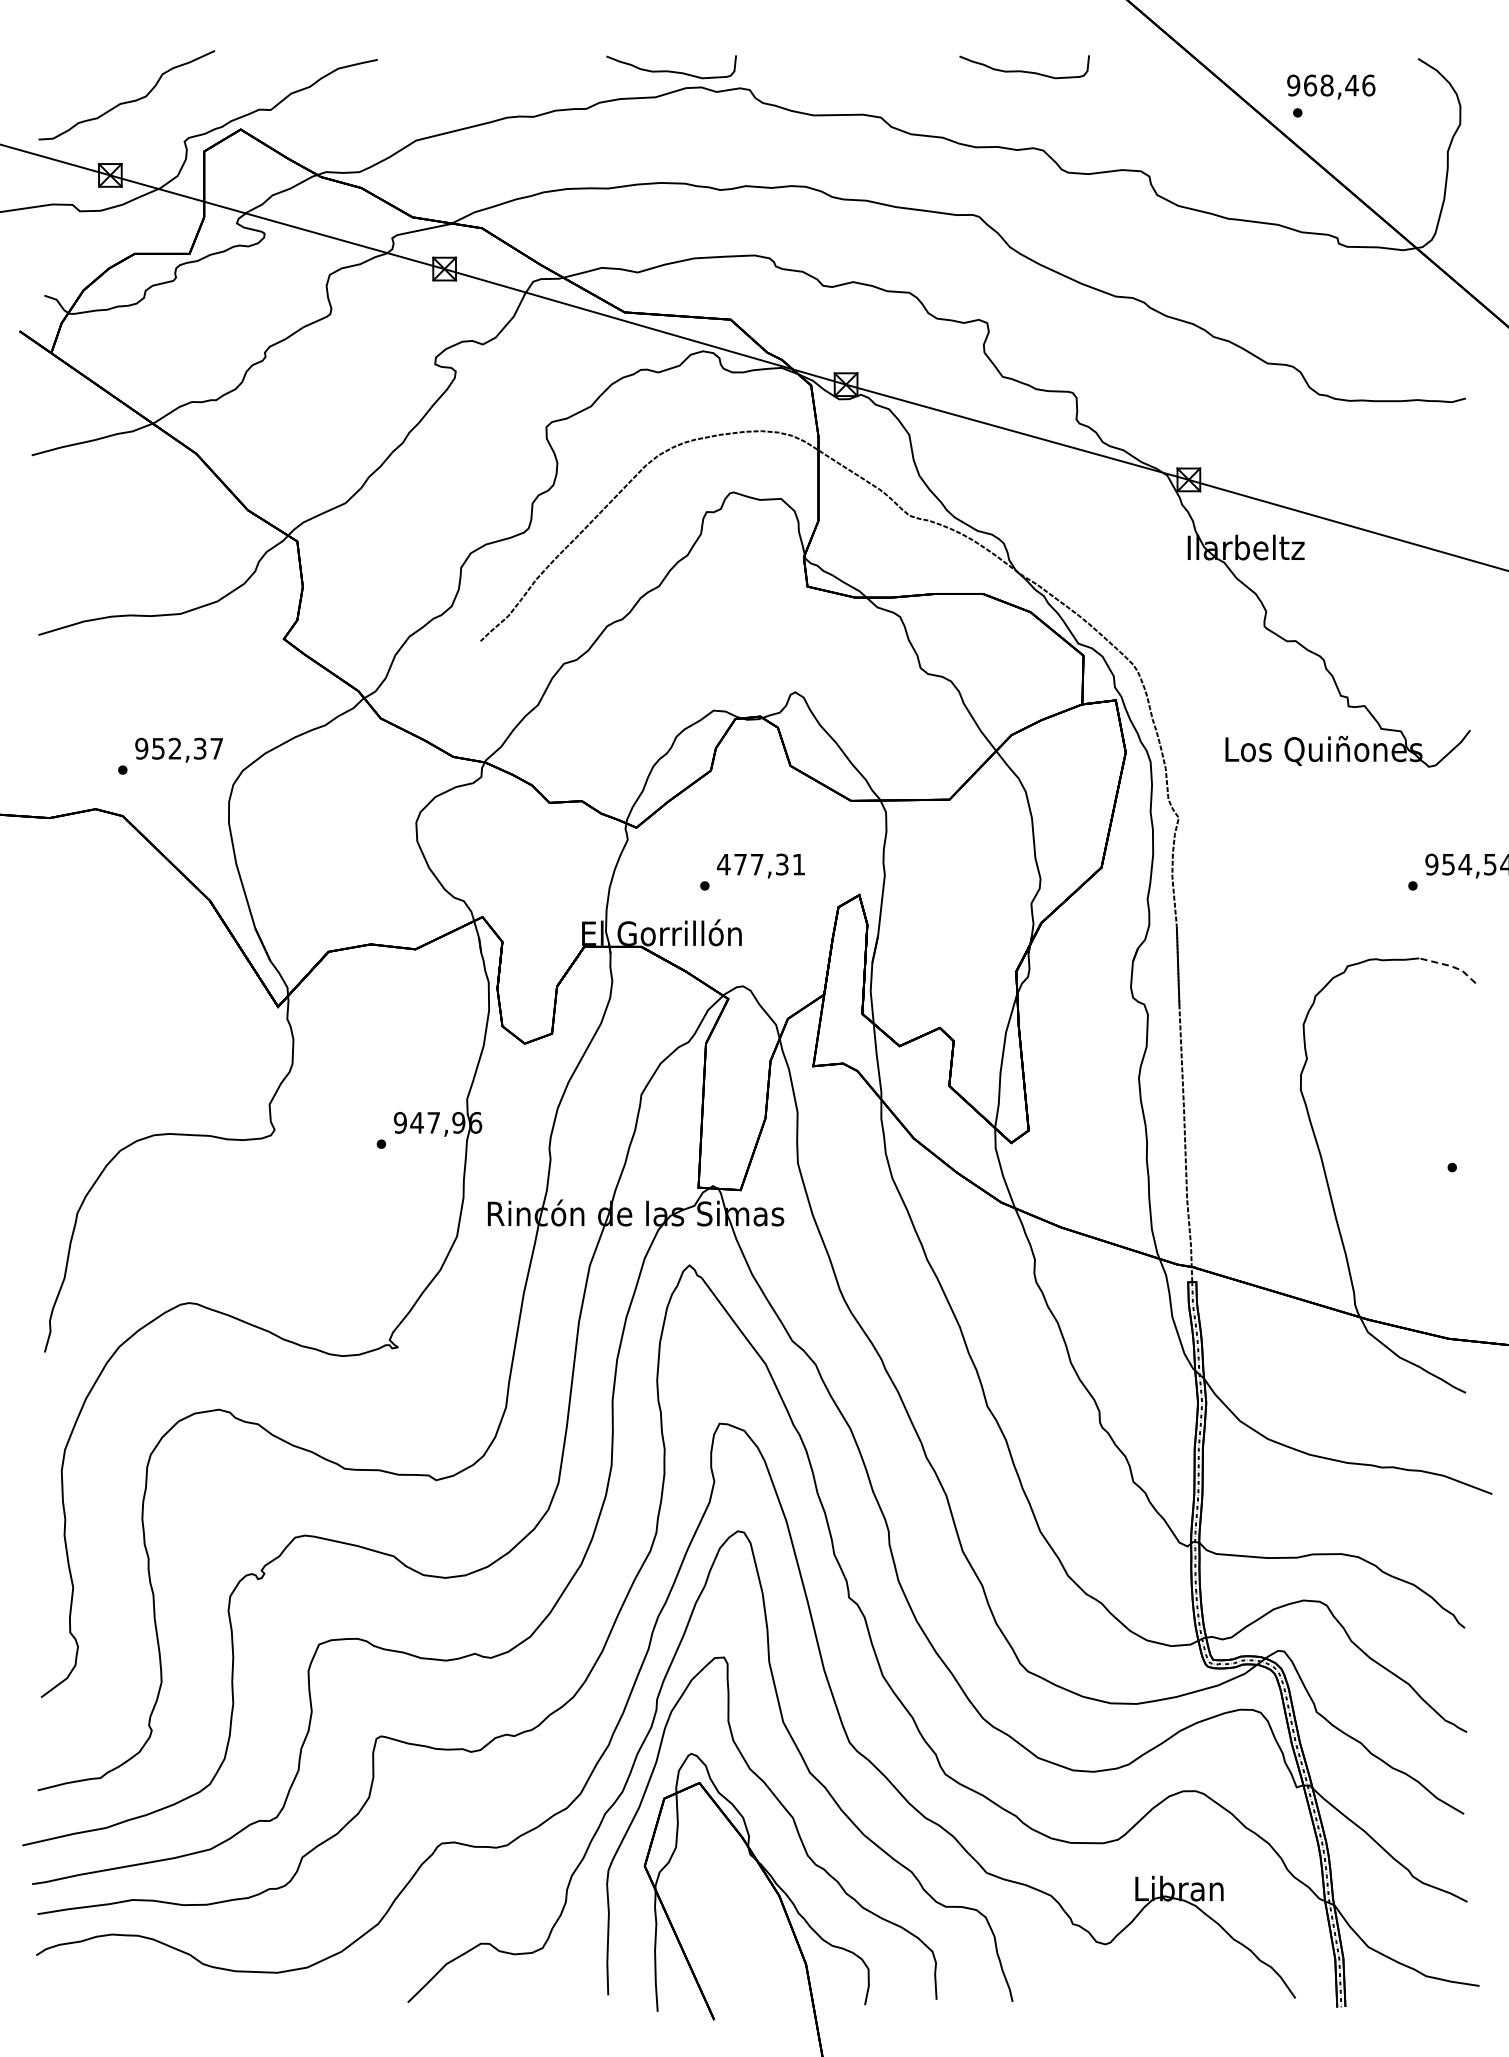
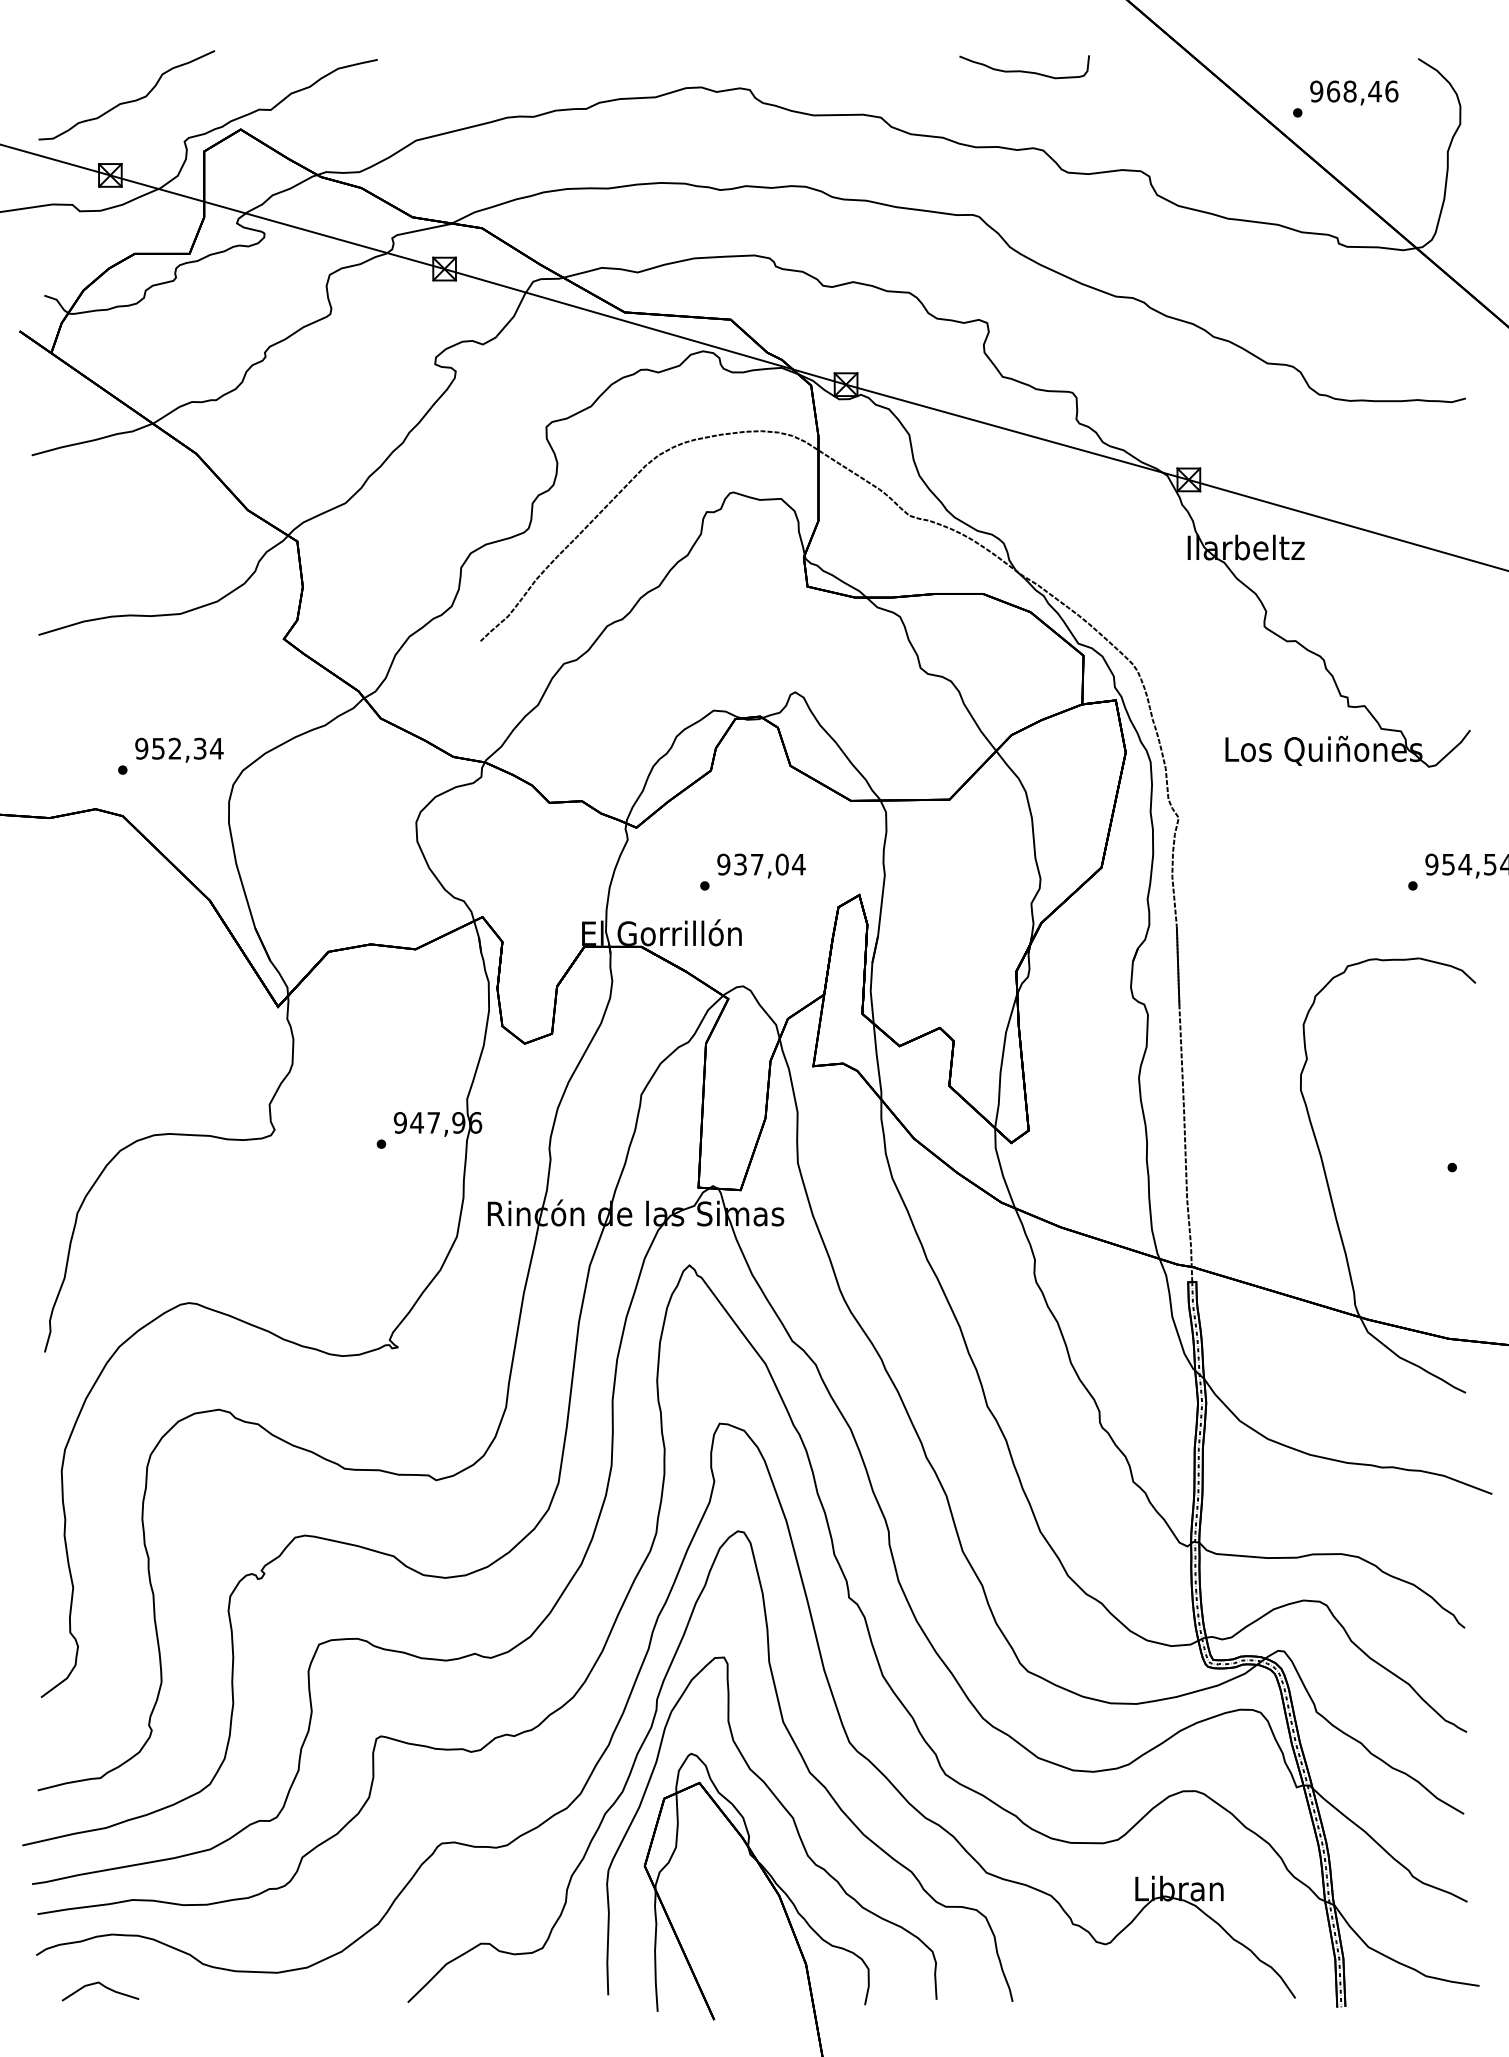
curve: present -> none (671, 70)
text position: (1331, 86) -> (1354, 92) (1354, 92)
text: 952,37 -> 952,34 (216, 748)
text: 477,31 -> 937,04 (760, 864)
line: dashed -> solid (1450, 966)
curve: none -> present (102, 1986)
